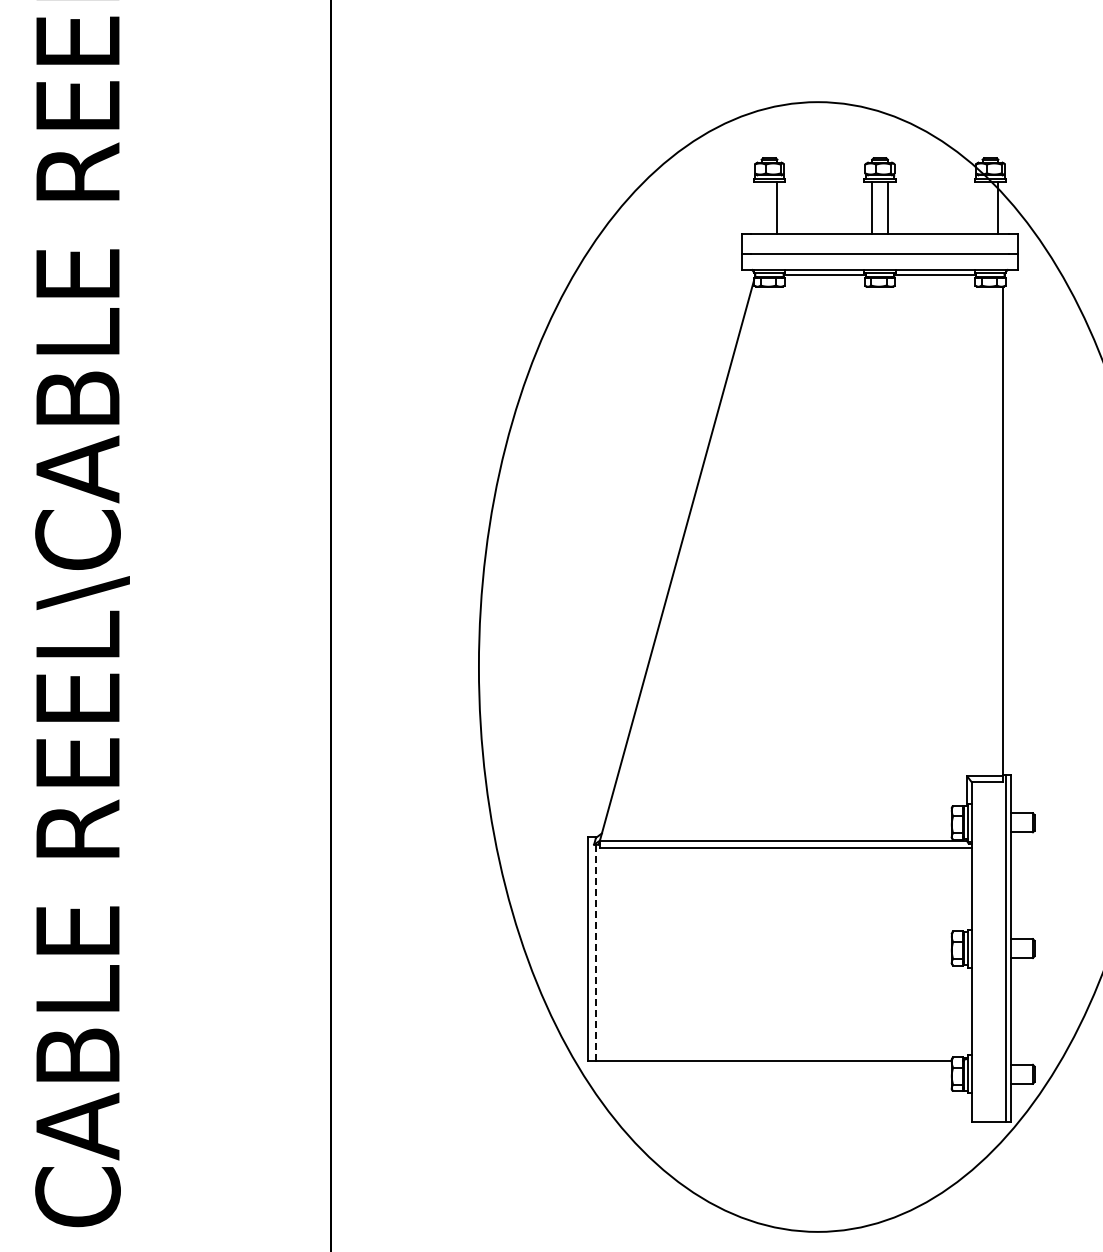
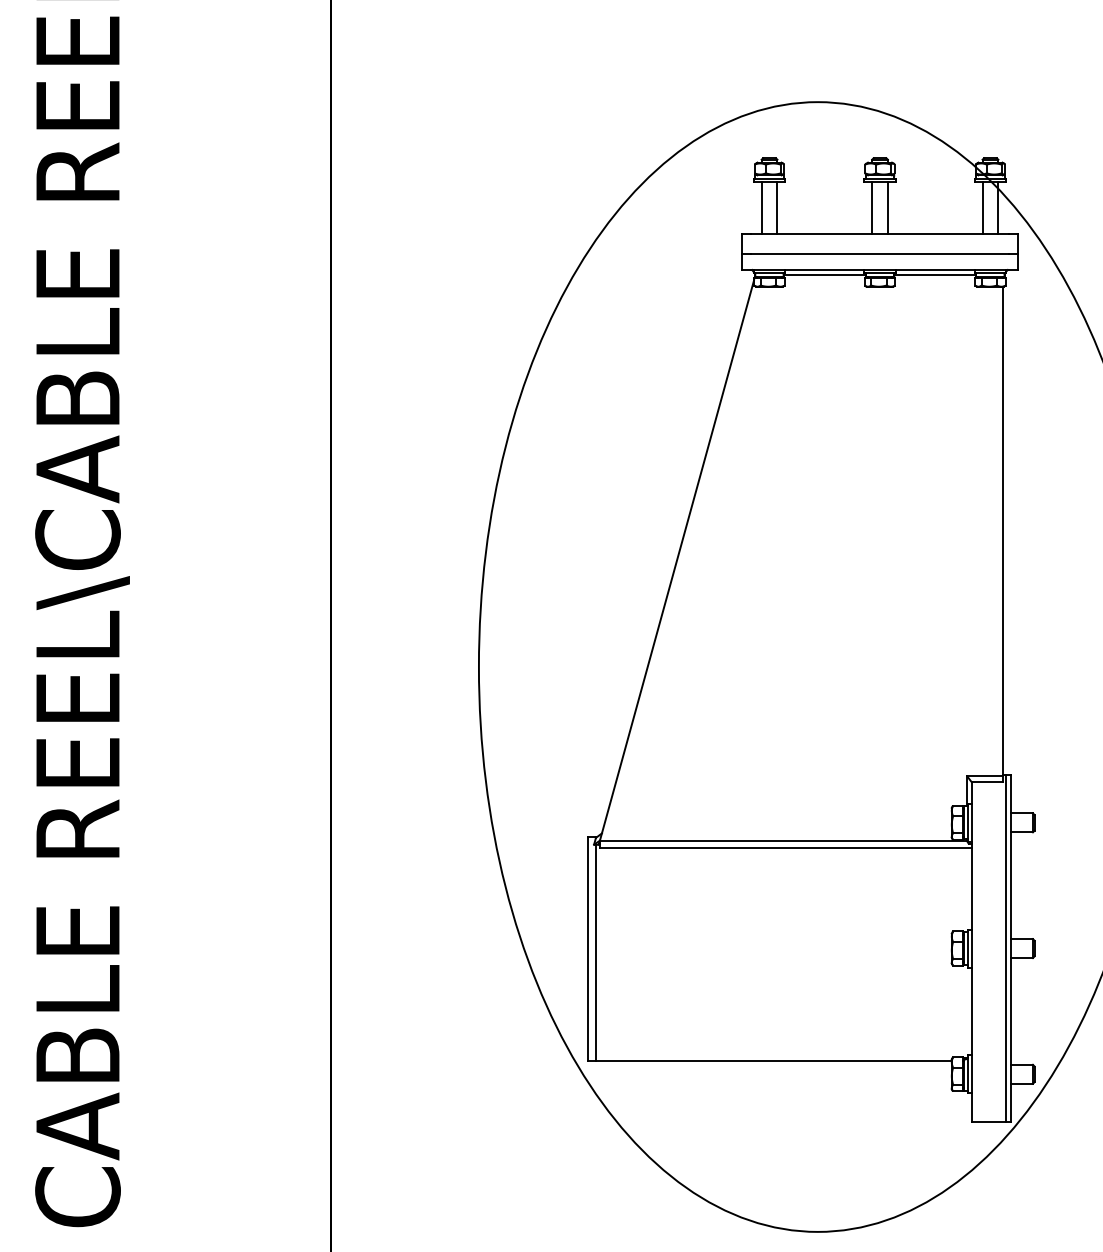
line: none -> present (761, 207)
line: none -> present (982, 207)
line: dashed -> solid (595, 952)
